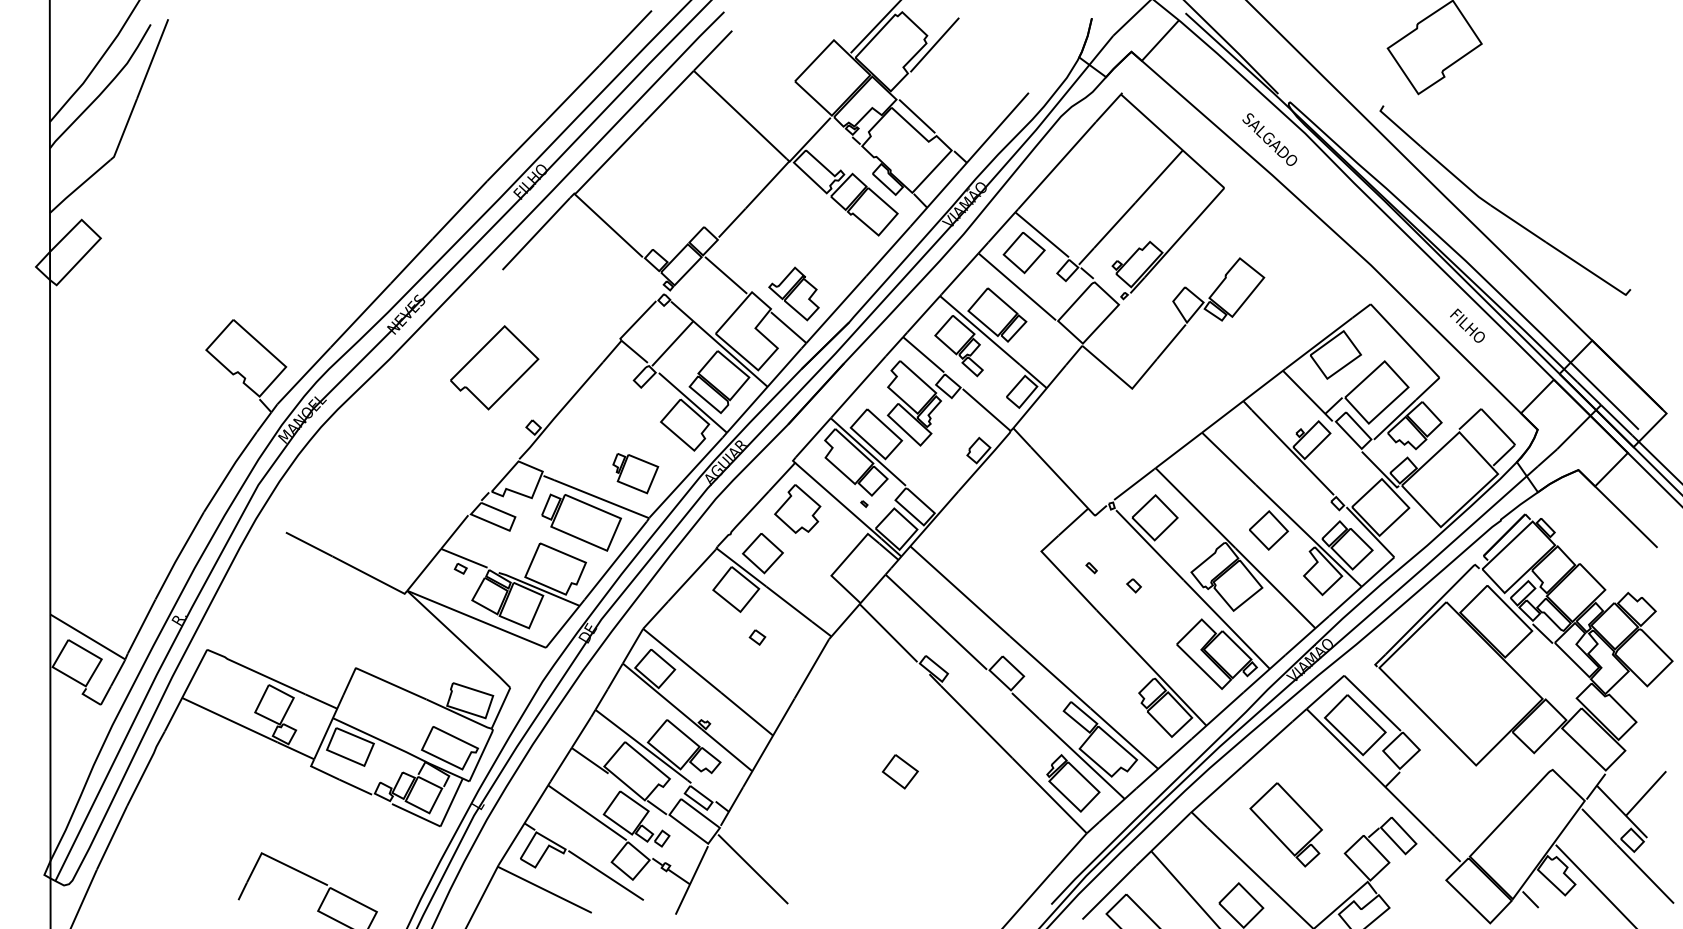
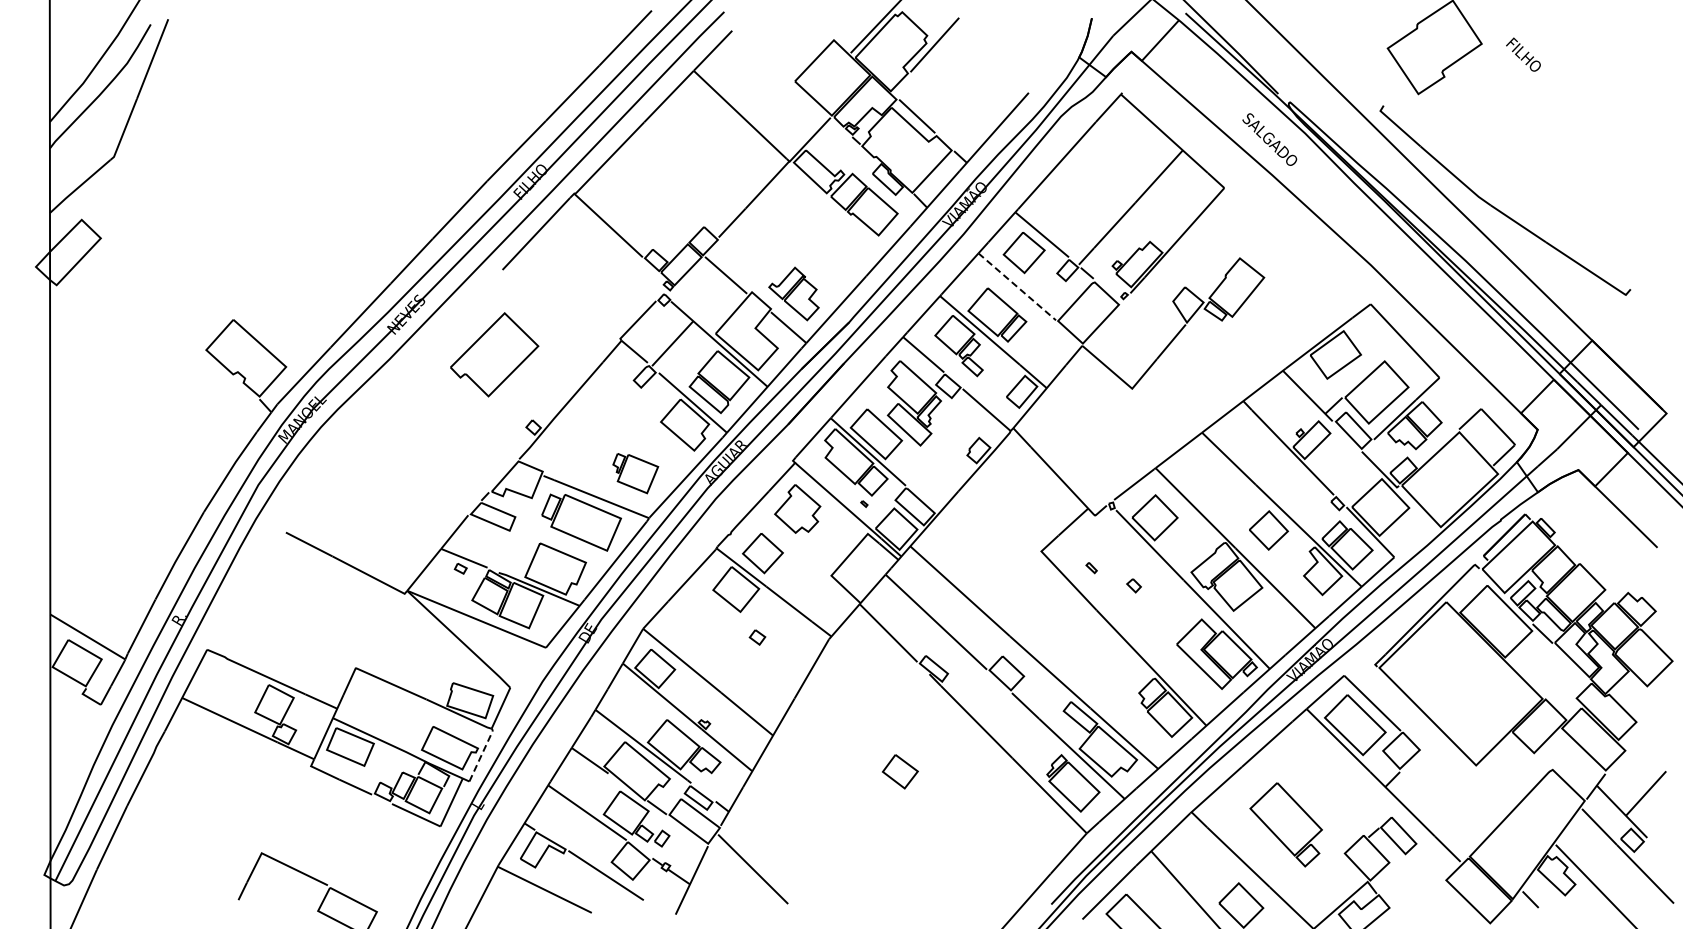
line: solid -> dashed (1017, 287)
text position: (1467, 325) -> (1523, 54) (1523, 54)
part position: (494, 367) -> (494, 354) (494, 354)
line: solid -> dashed (482, 753)
